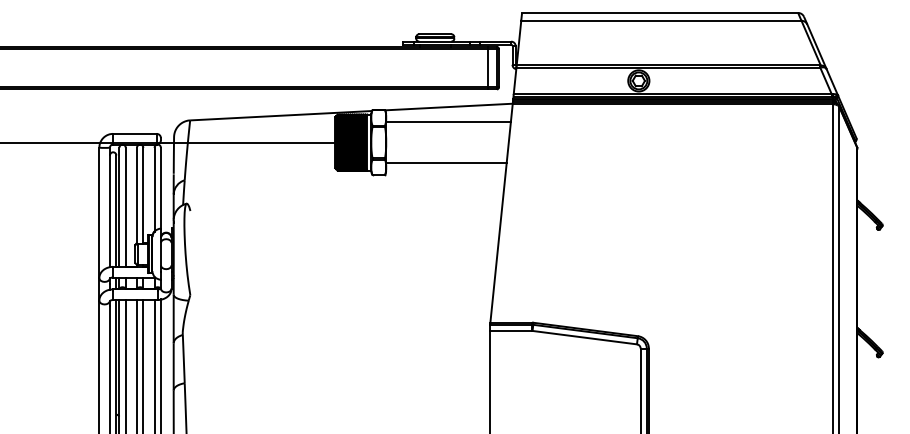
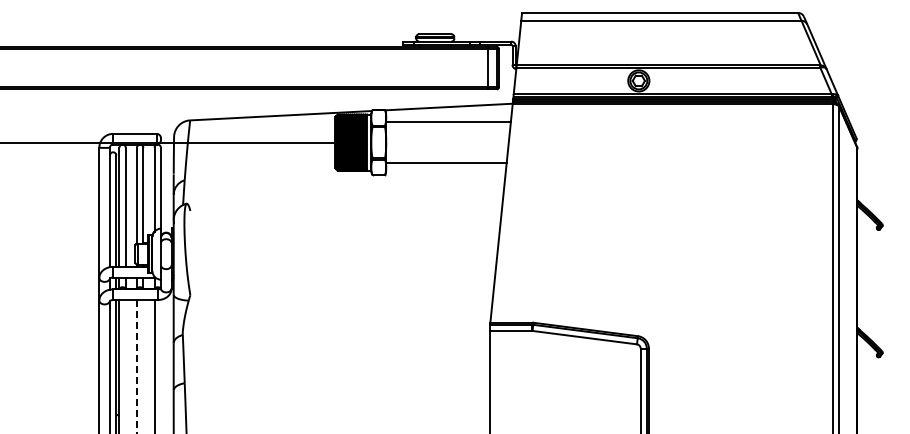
line: present -> none (160, 364)
line: present -> none (125, 365)
line: present -> none (143, 365)
line: solid -> dashed (137, 366)
